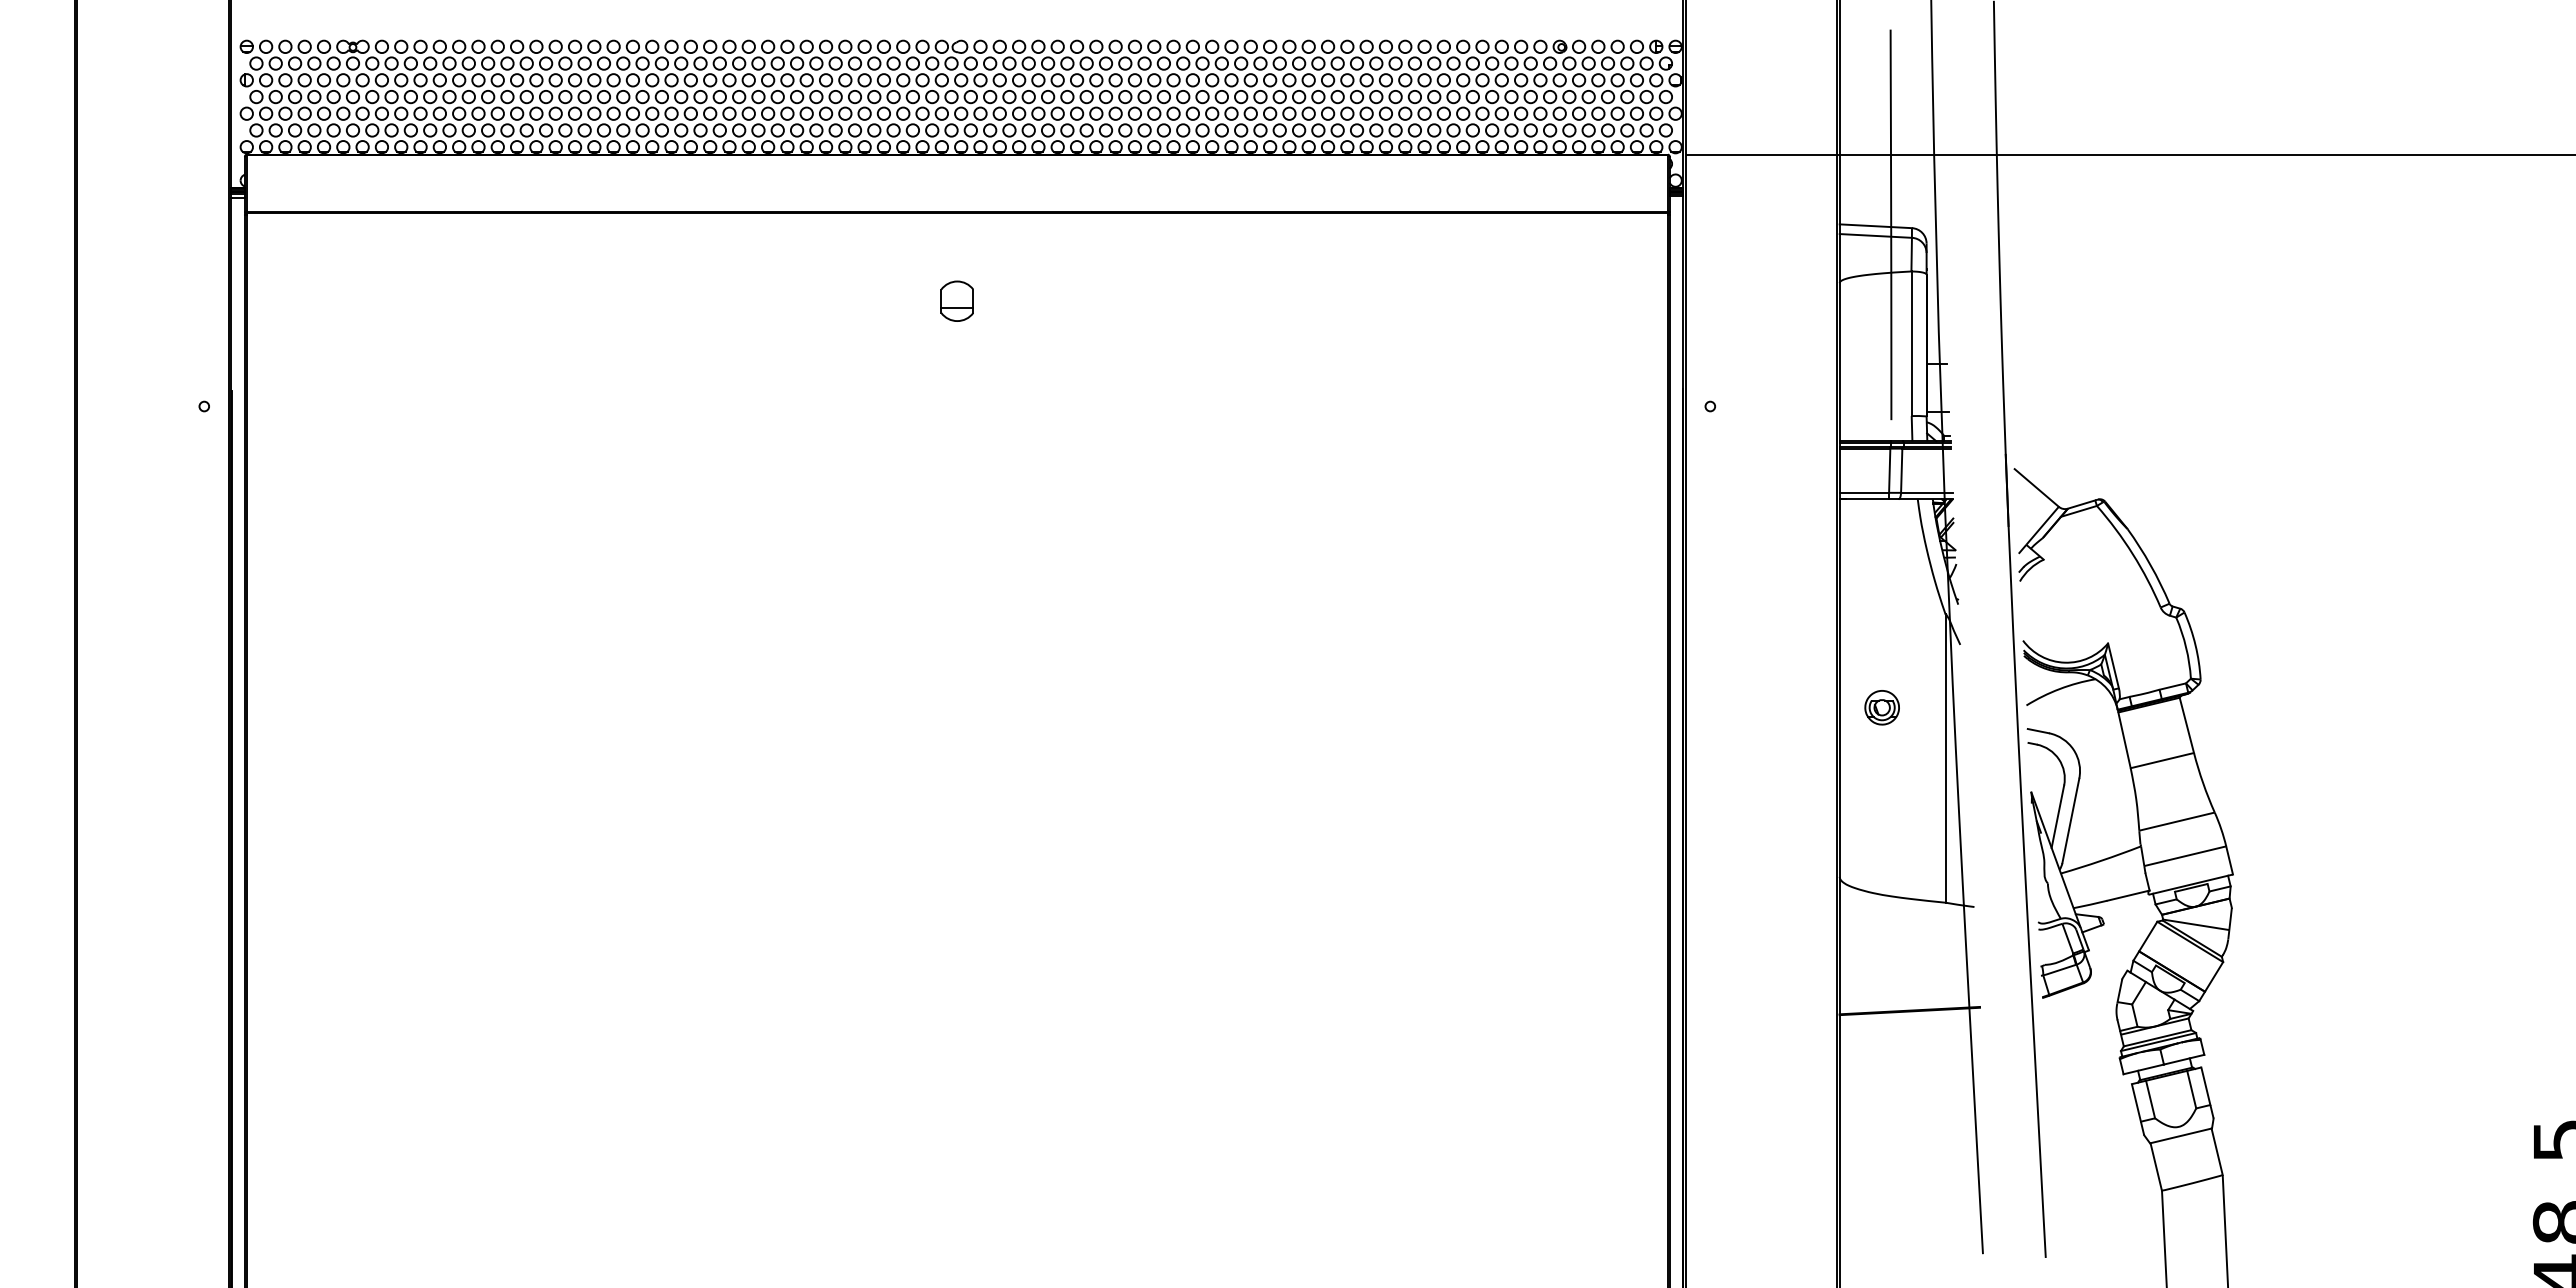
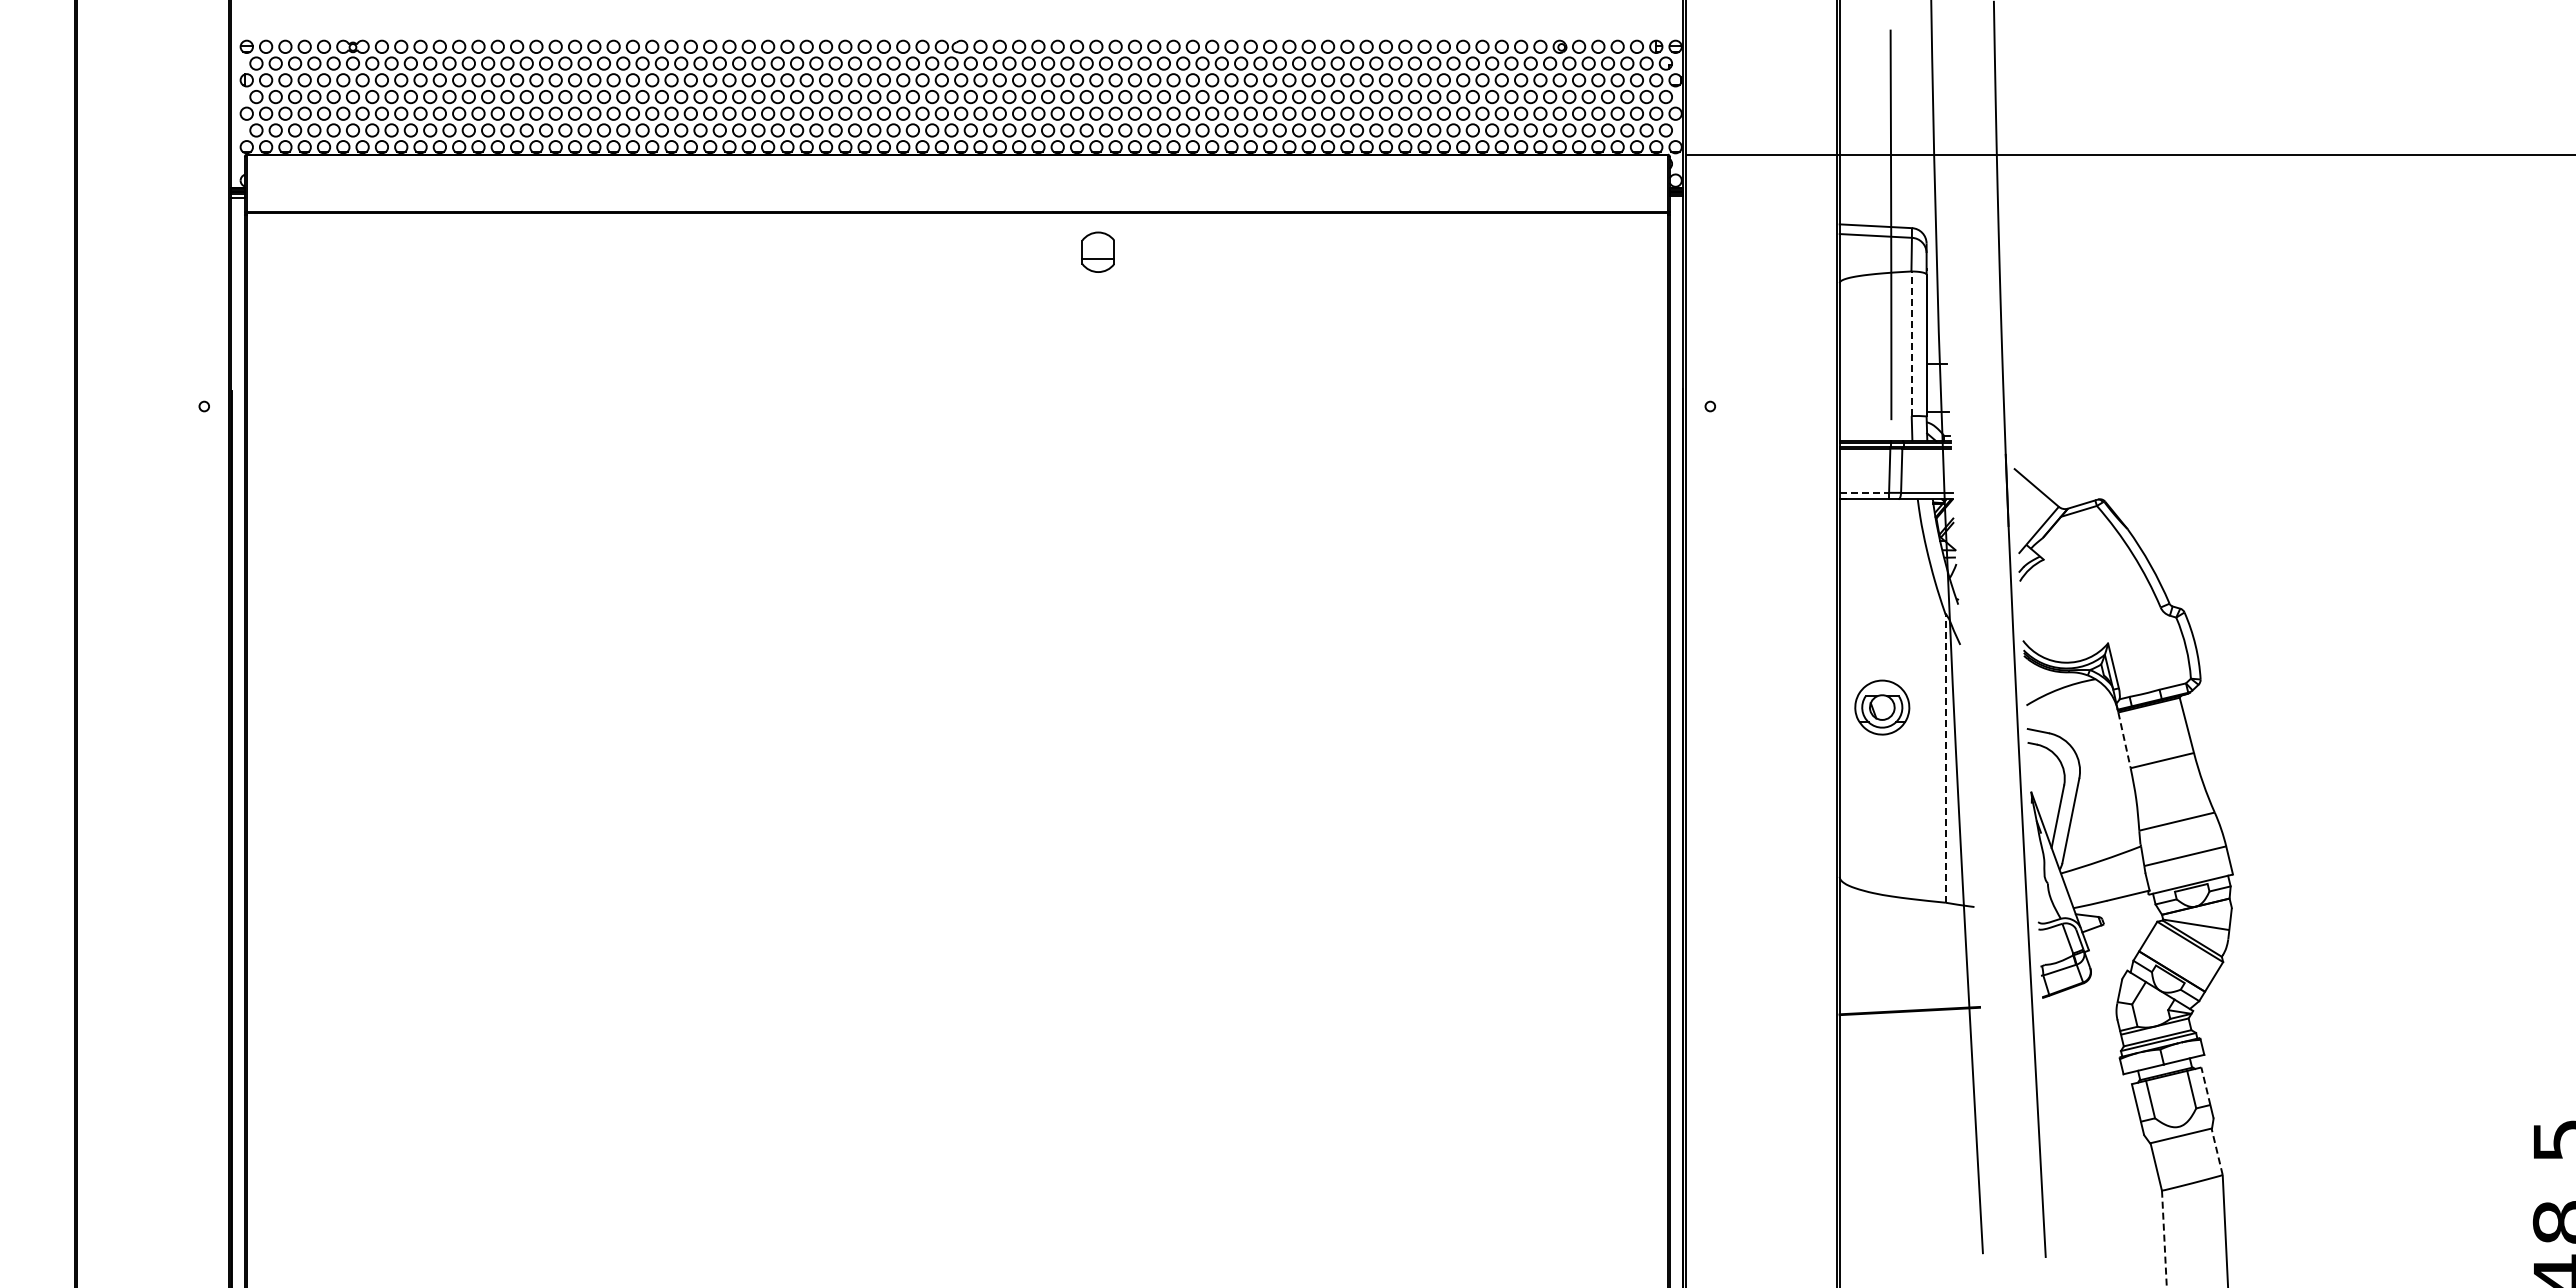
part position: (956, 300) -> (1097, 251) (1097, 251)
line: solid -> dashed (1911, 343)
line: solid -> dashed (1864, 492)
part size: 36x36 px -> 57x57 px (1882, 707)
line: solid -> dashed (2124, 740)
line: solid -> dashed (1945, 758)
line: solid -> dashed (2205, 1085)
line: solid -> dashed (2217, 1151)
line: solid -> dashed (2164, 1239)
